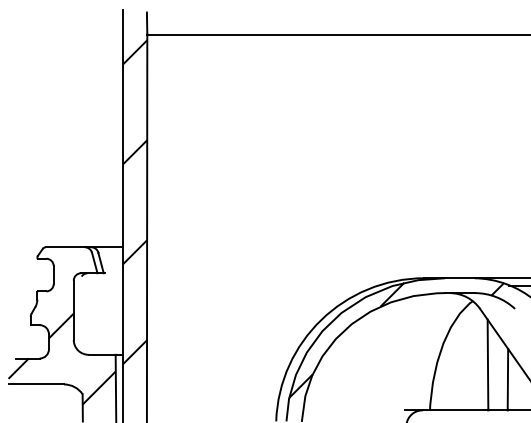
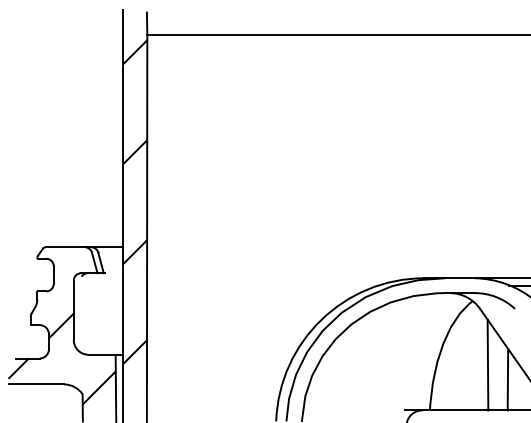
hatch: present -> none (396, 339)
